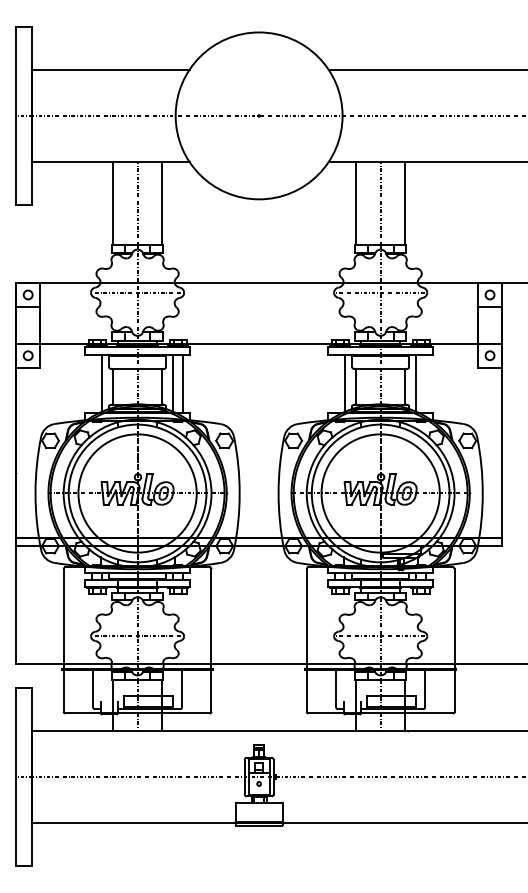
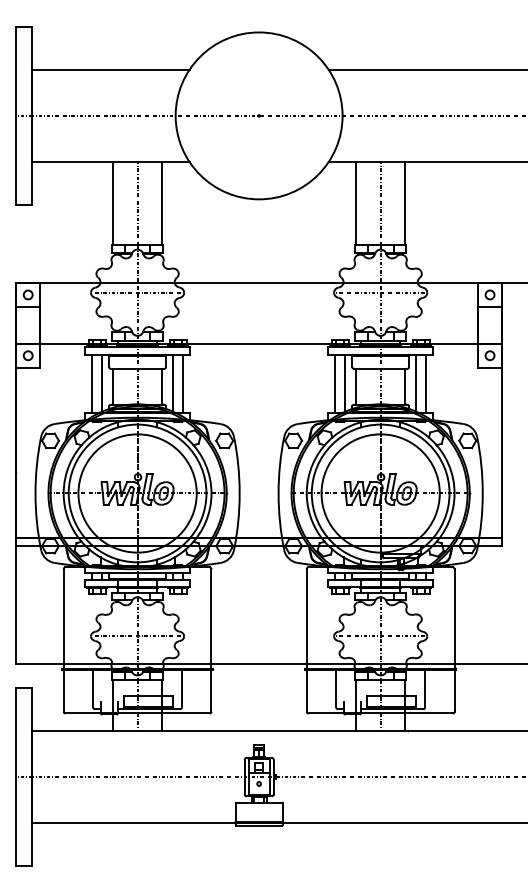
line: none -> present (92, 383)
line: none -> present (335, 383)
line: none -> present (426, 383)
